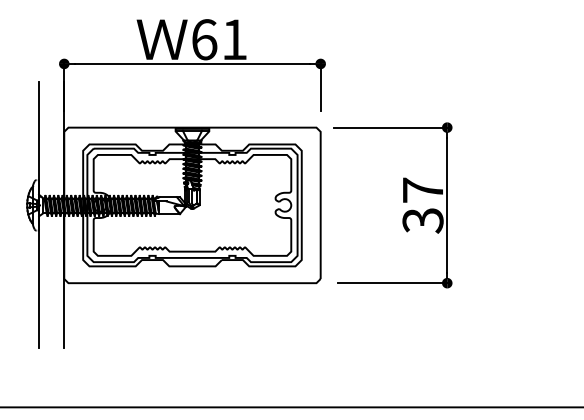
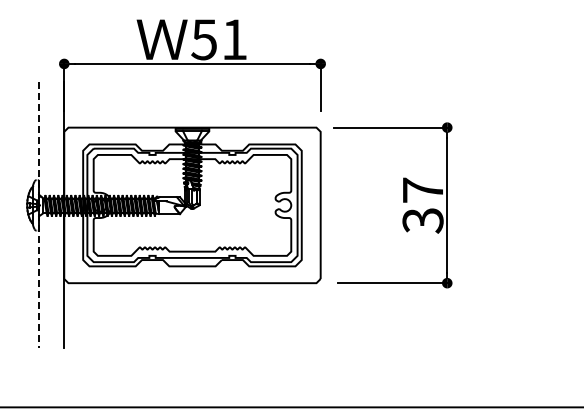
text: 61 -> 51 (204, 39)
line: solid -> dashed (39, 215)
